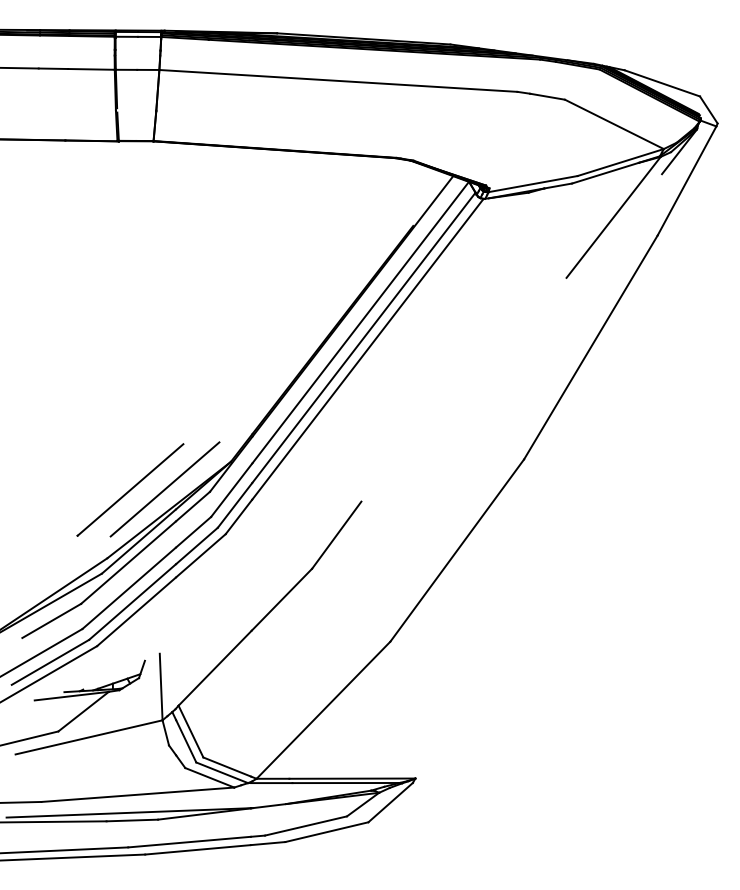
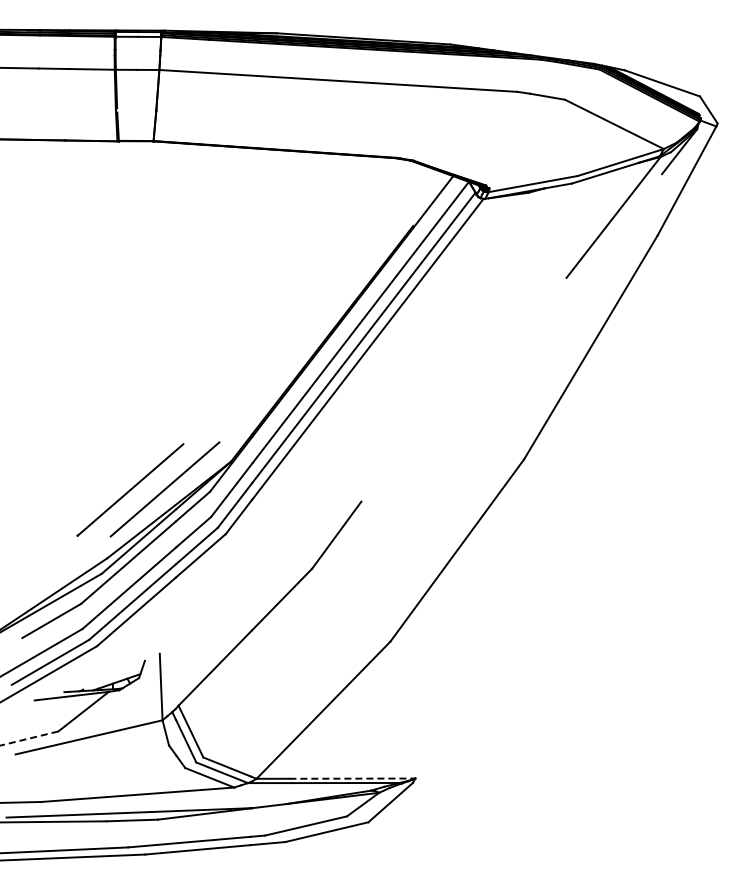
line: solid -> dashed (29, 738)
line: solid -> dashed (352, 778)
